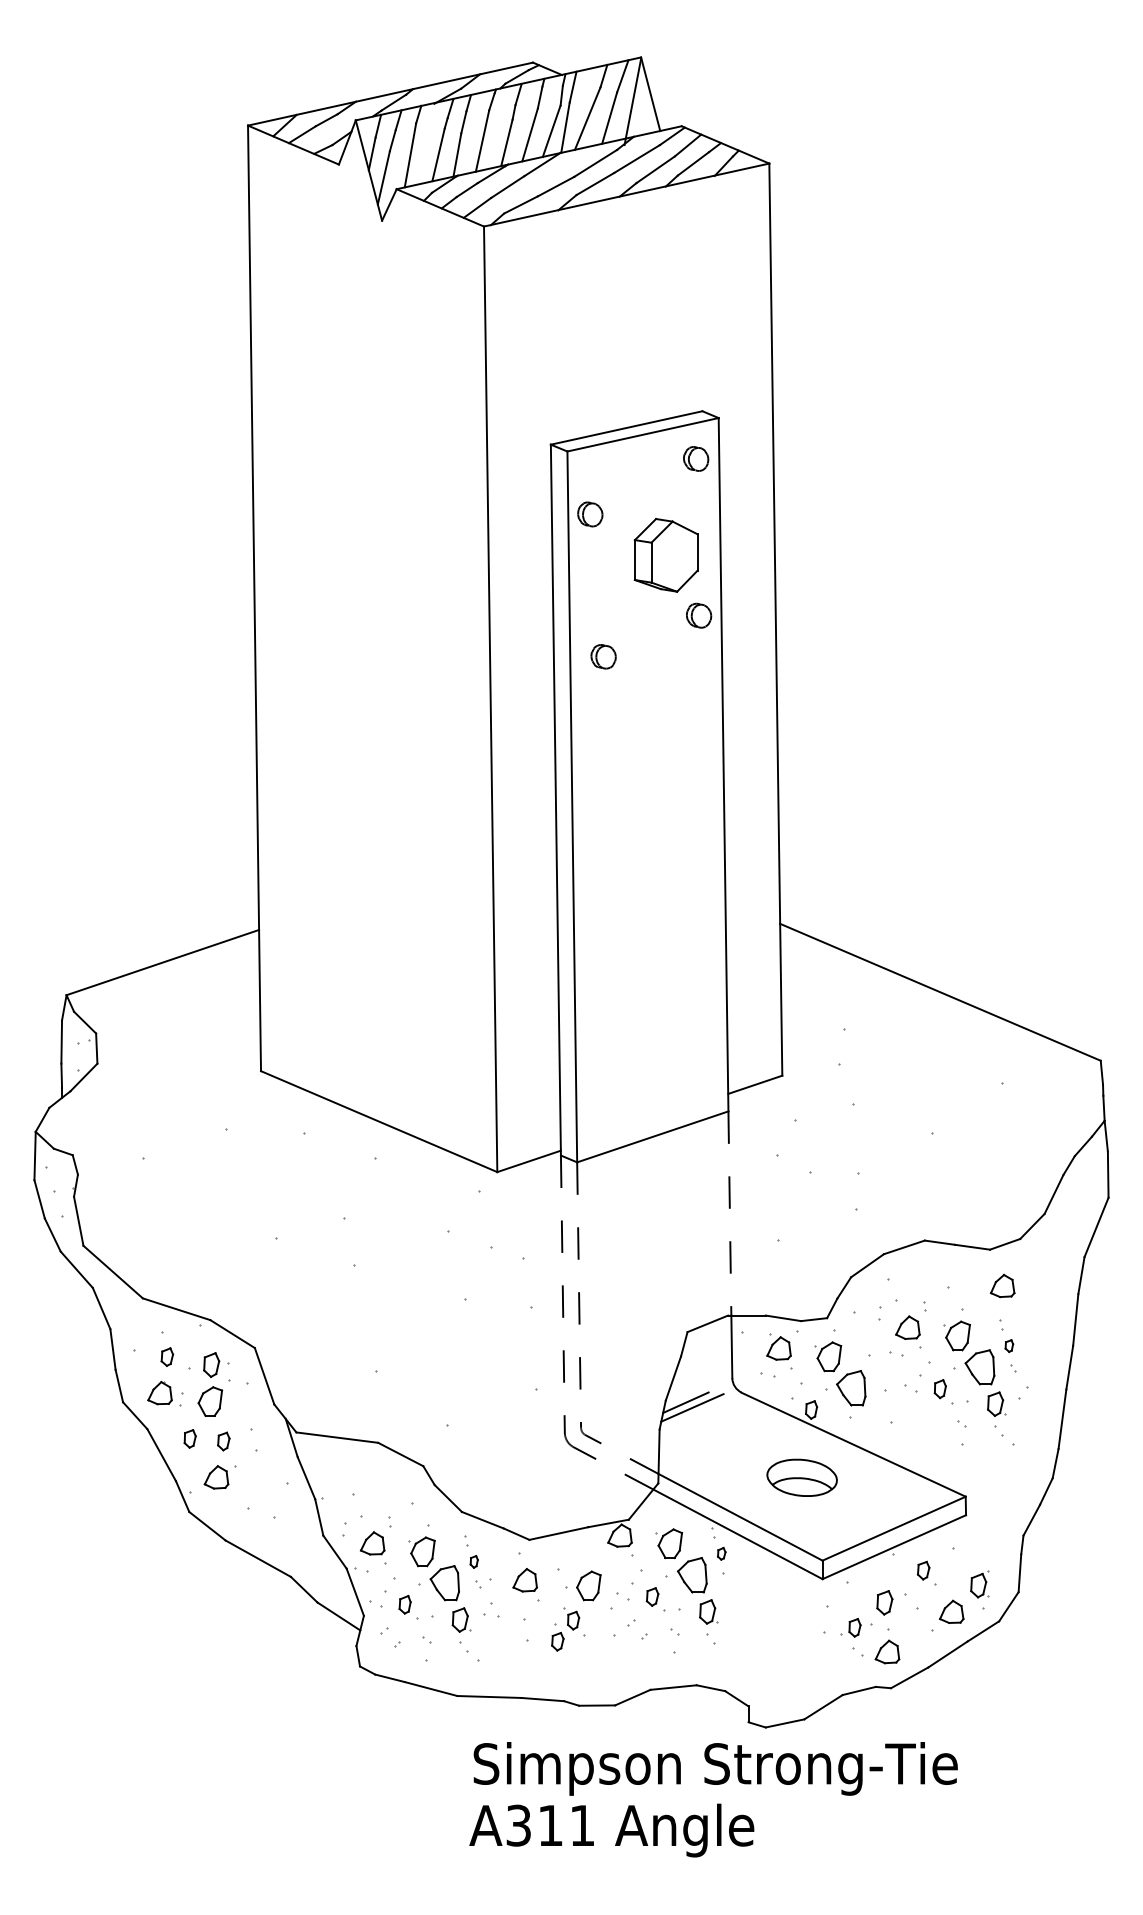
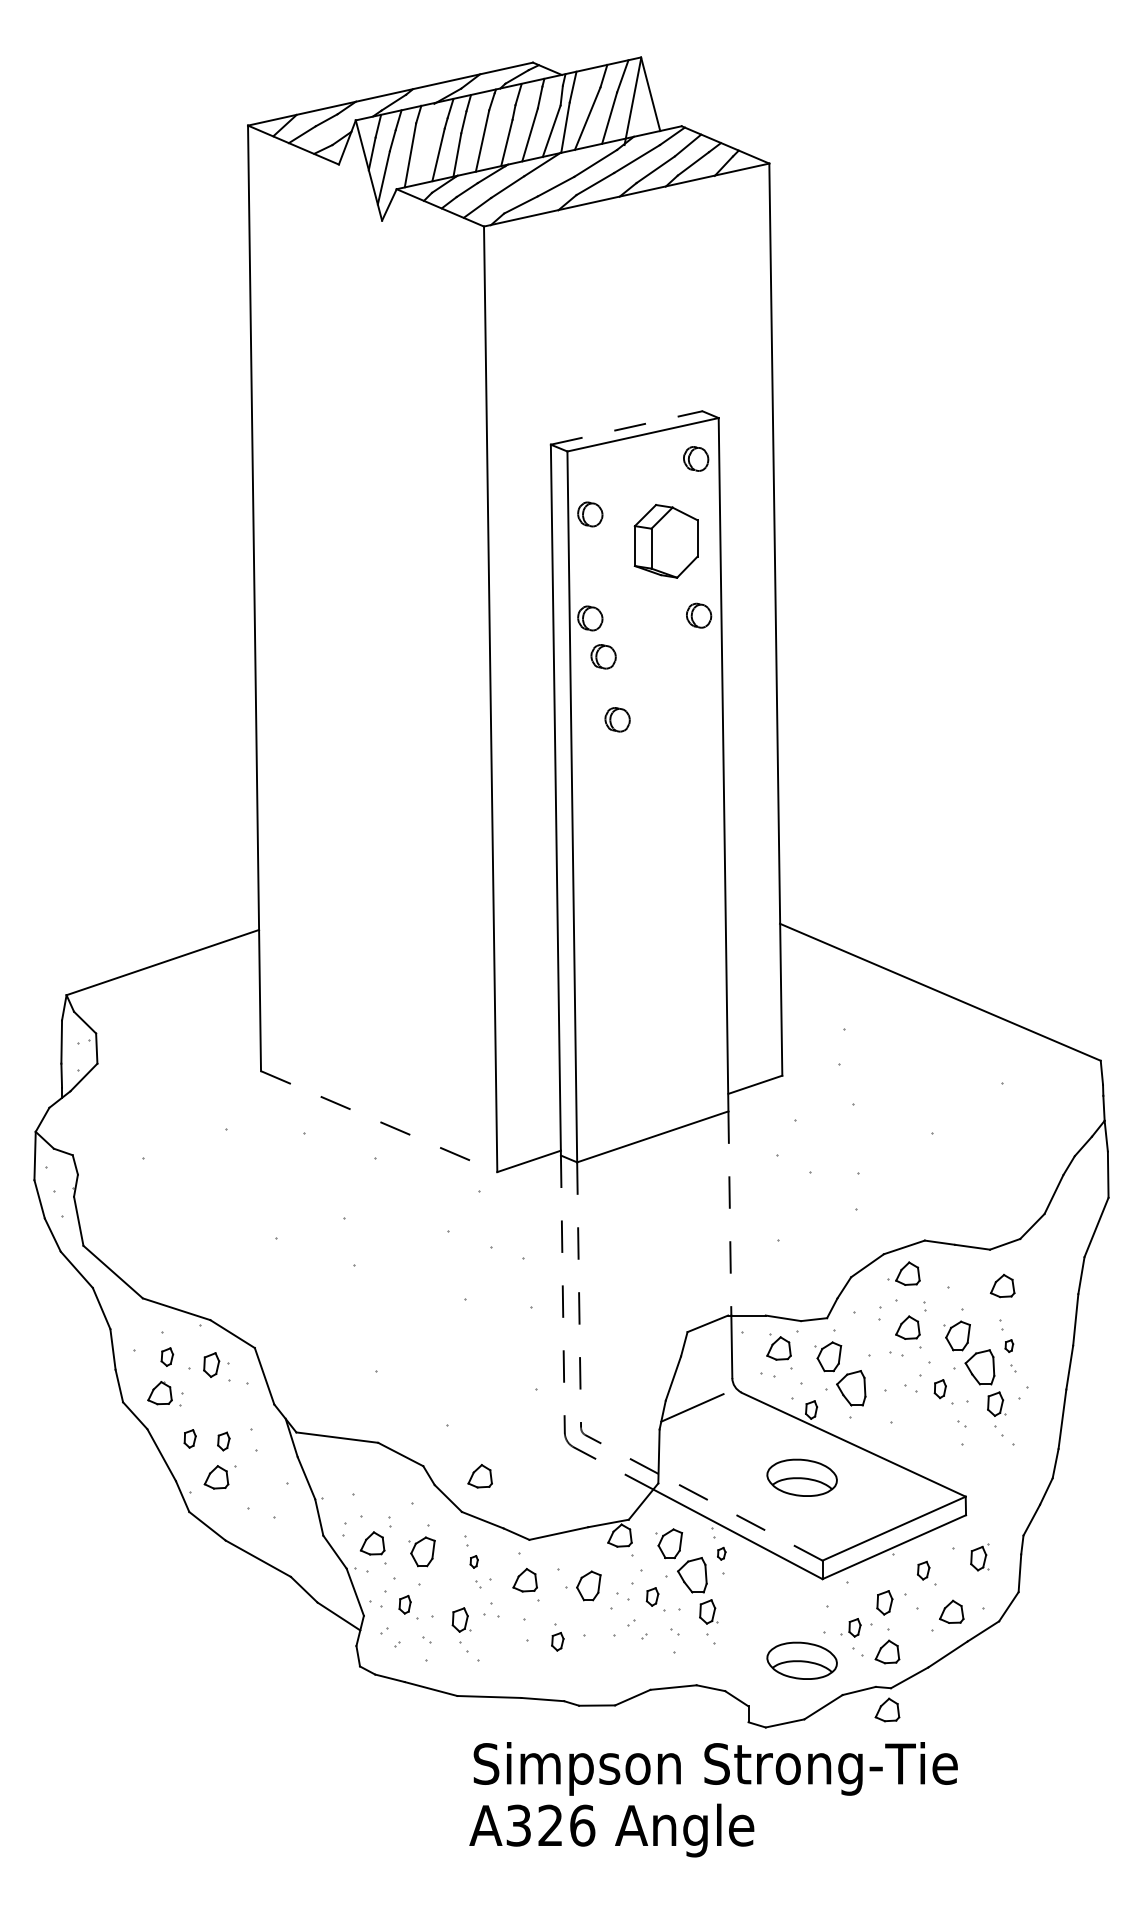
line: solid -> dashed (626, 427)
part position: (665, 555) -> (665, 541) (665, 541)
part: none -> present (590, 618)
part: none -> present (617, 719)
line: solid -> dashed (379, 1121)
part: none -> present (907, 1273)
part: present -> none (210, 1401)
line: present -> none (685, 1402)
part: none -> present (479, 1476)
line: solid -> dashed (740, 1517)
part: present -> none (444, 1583)
part position: (979, 1584) -> (979, 1557) (979, 1557)
part: present -> none (571, 1618)
part: none -> present (801, 1660)
part: none -> present (887, 1709)
text: A311 -> A326 (566, 1825)
